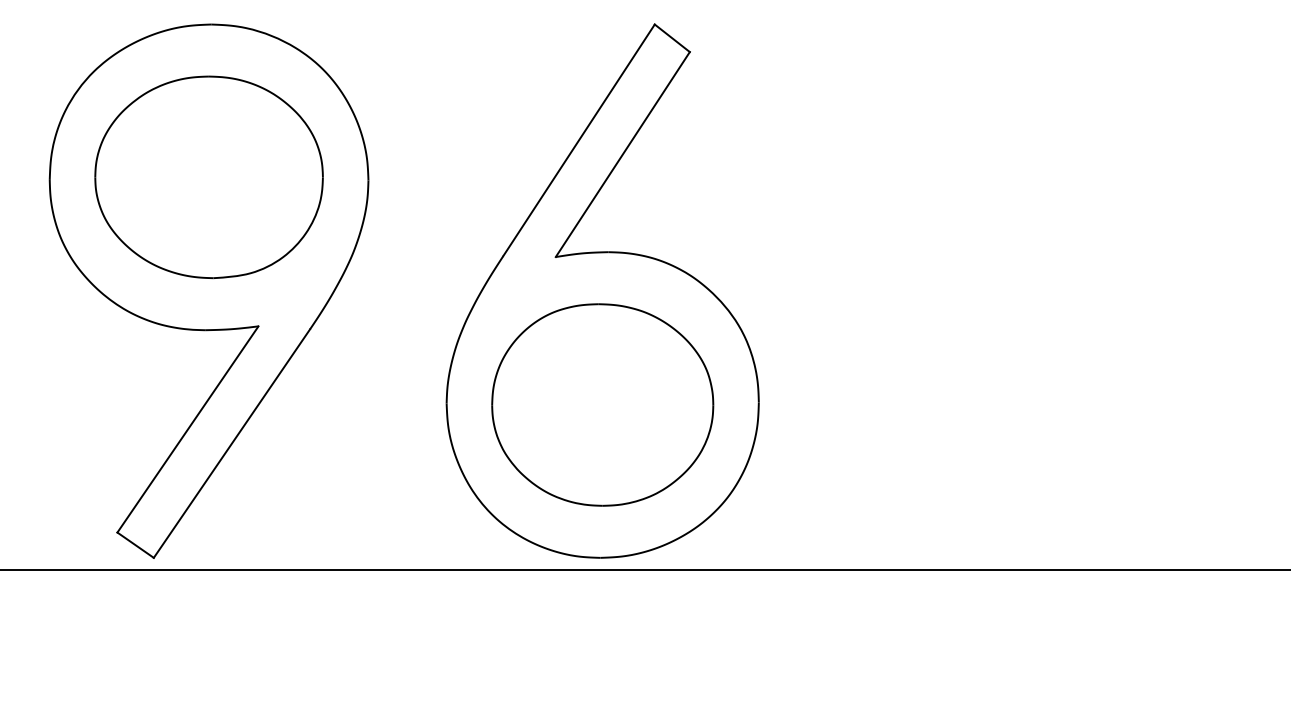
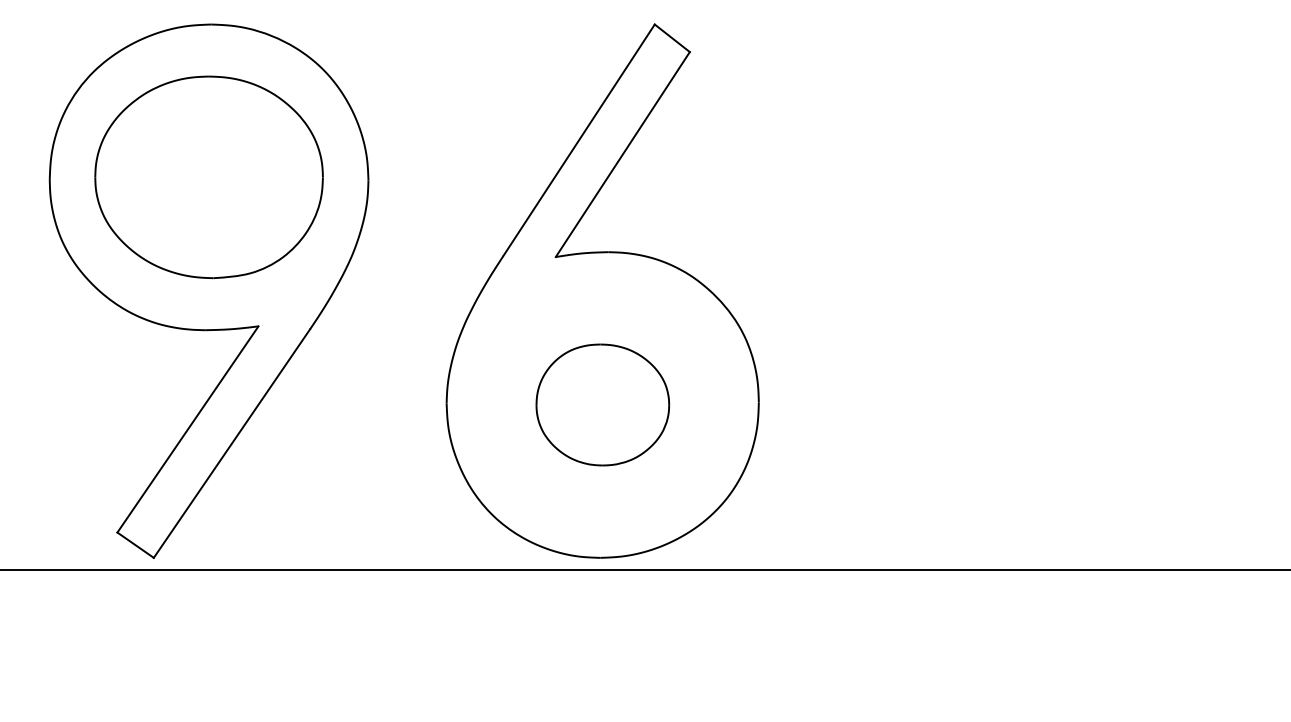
part size: 224x204 px -> 136x124 px (602, 404)
